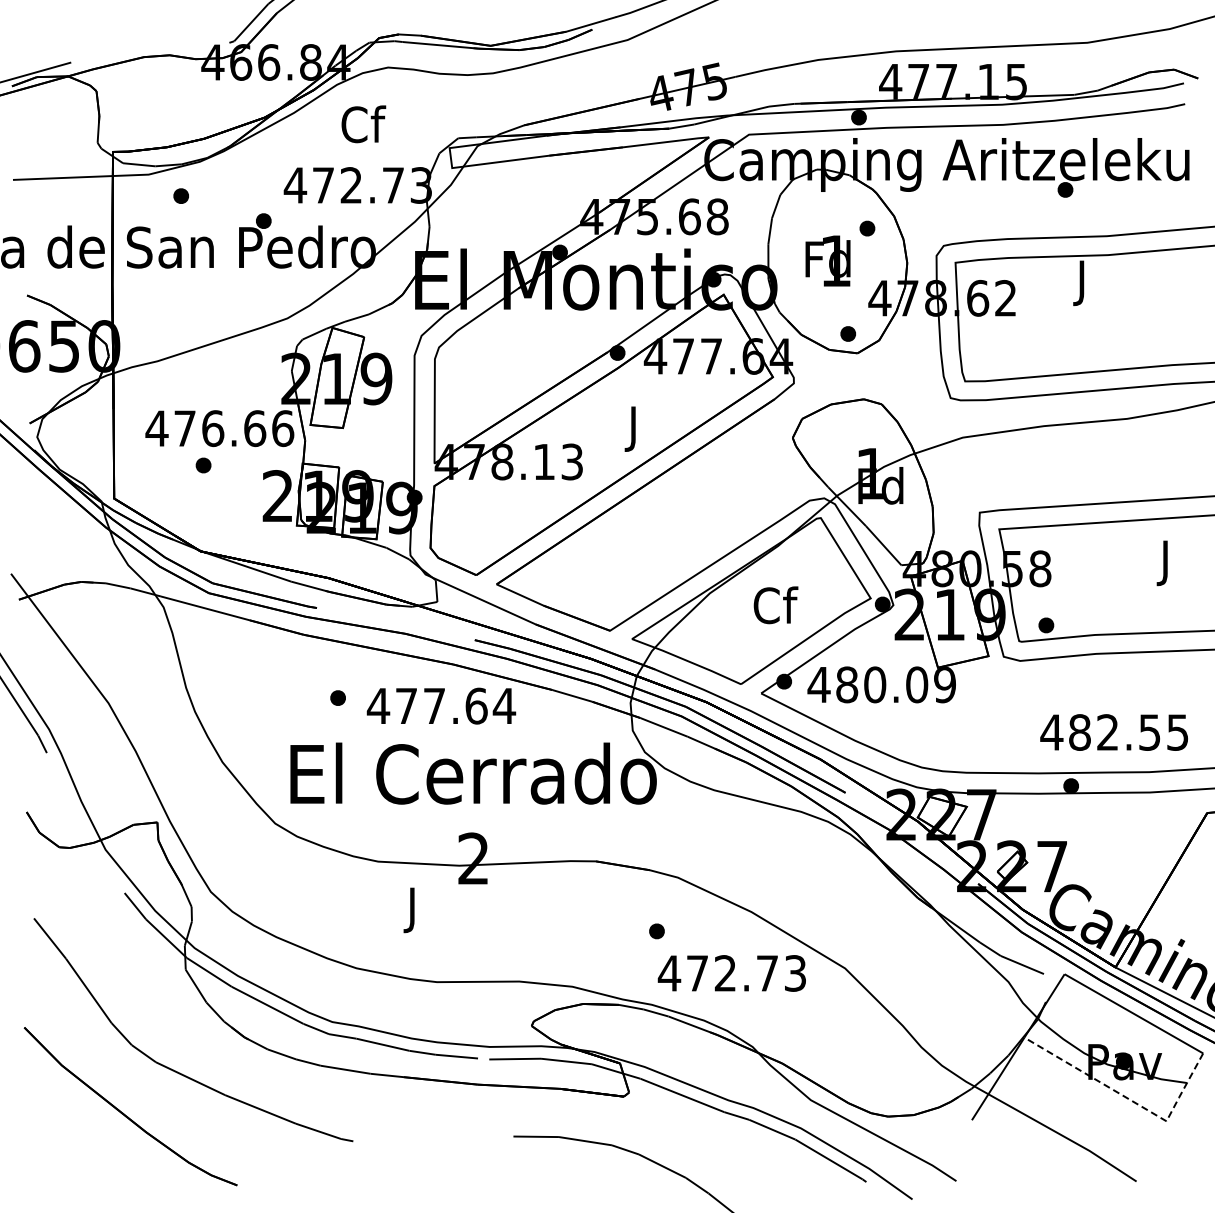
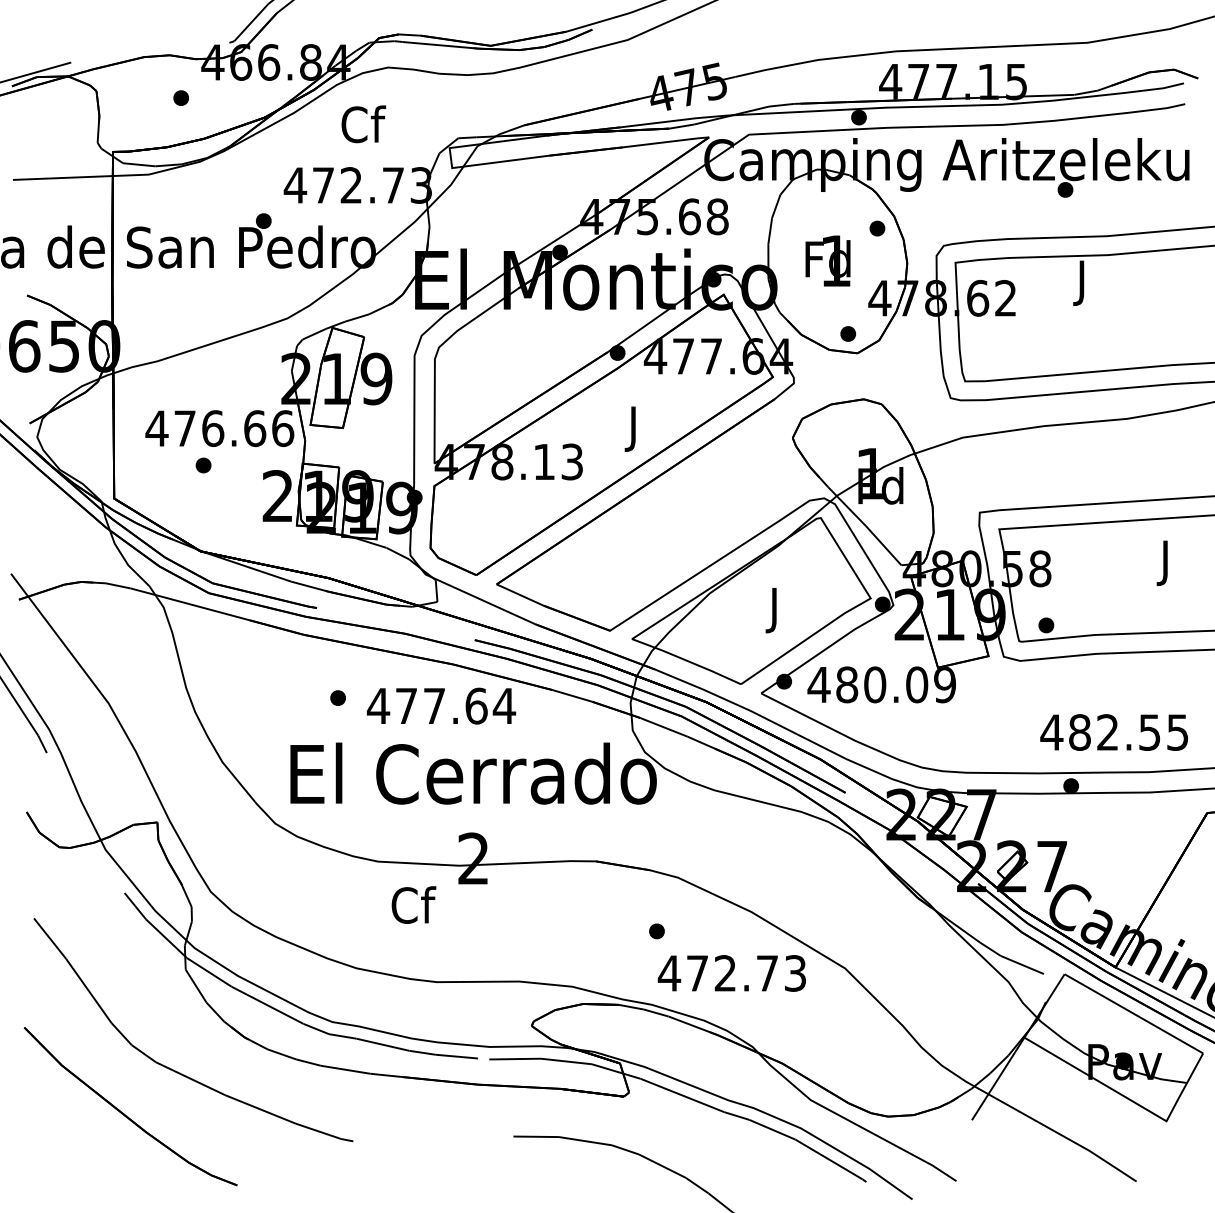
part position: (180, 195) -> (180, 97) (180, 97)
part position: (867, 228) -> (877, 228) (877, 228)
text: Cf -> J (775, 609)
text: J -> Cf (413, 909)
line: dashed -> solid (1129, 1099)
